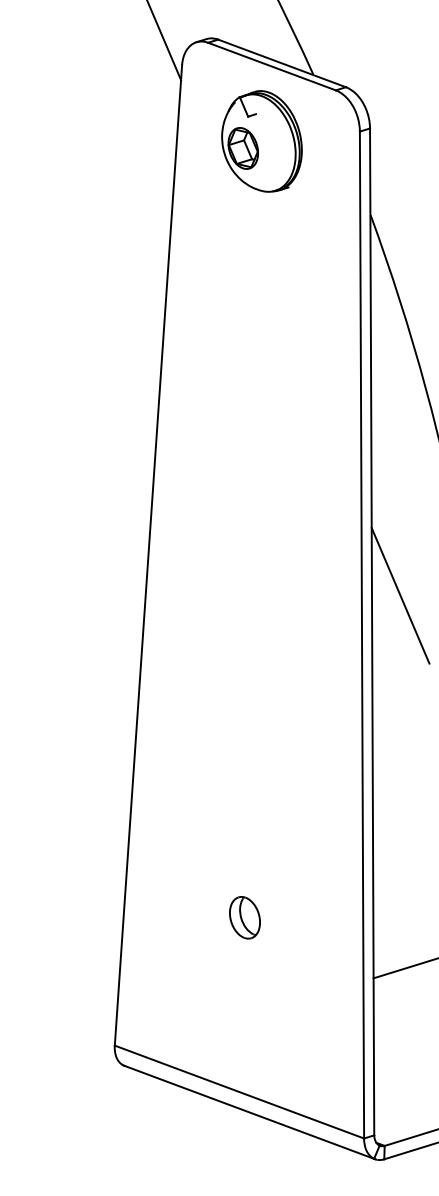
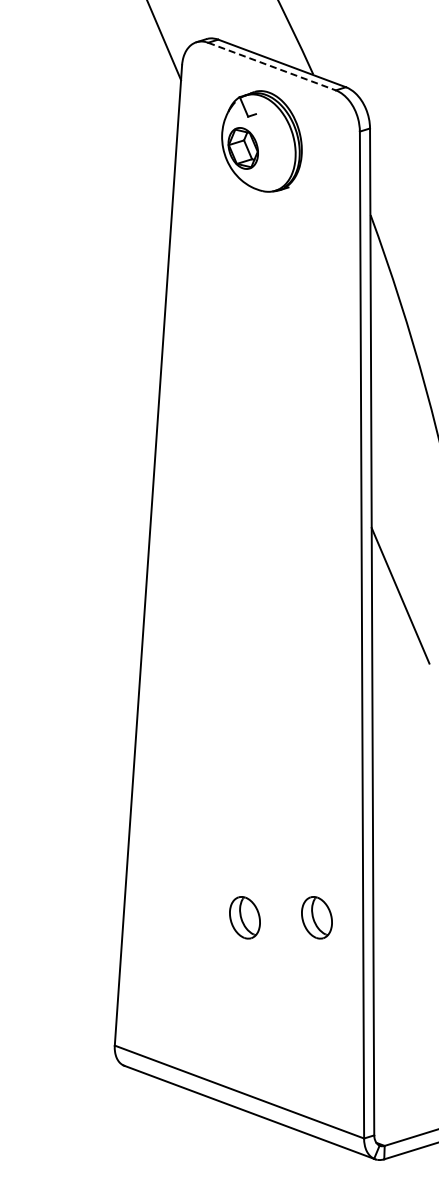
line: solid -> dashed (272, 66)
part: none -> present (316, 917)
line: present -> none (404, 968)
